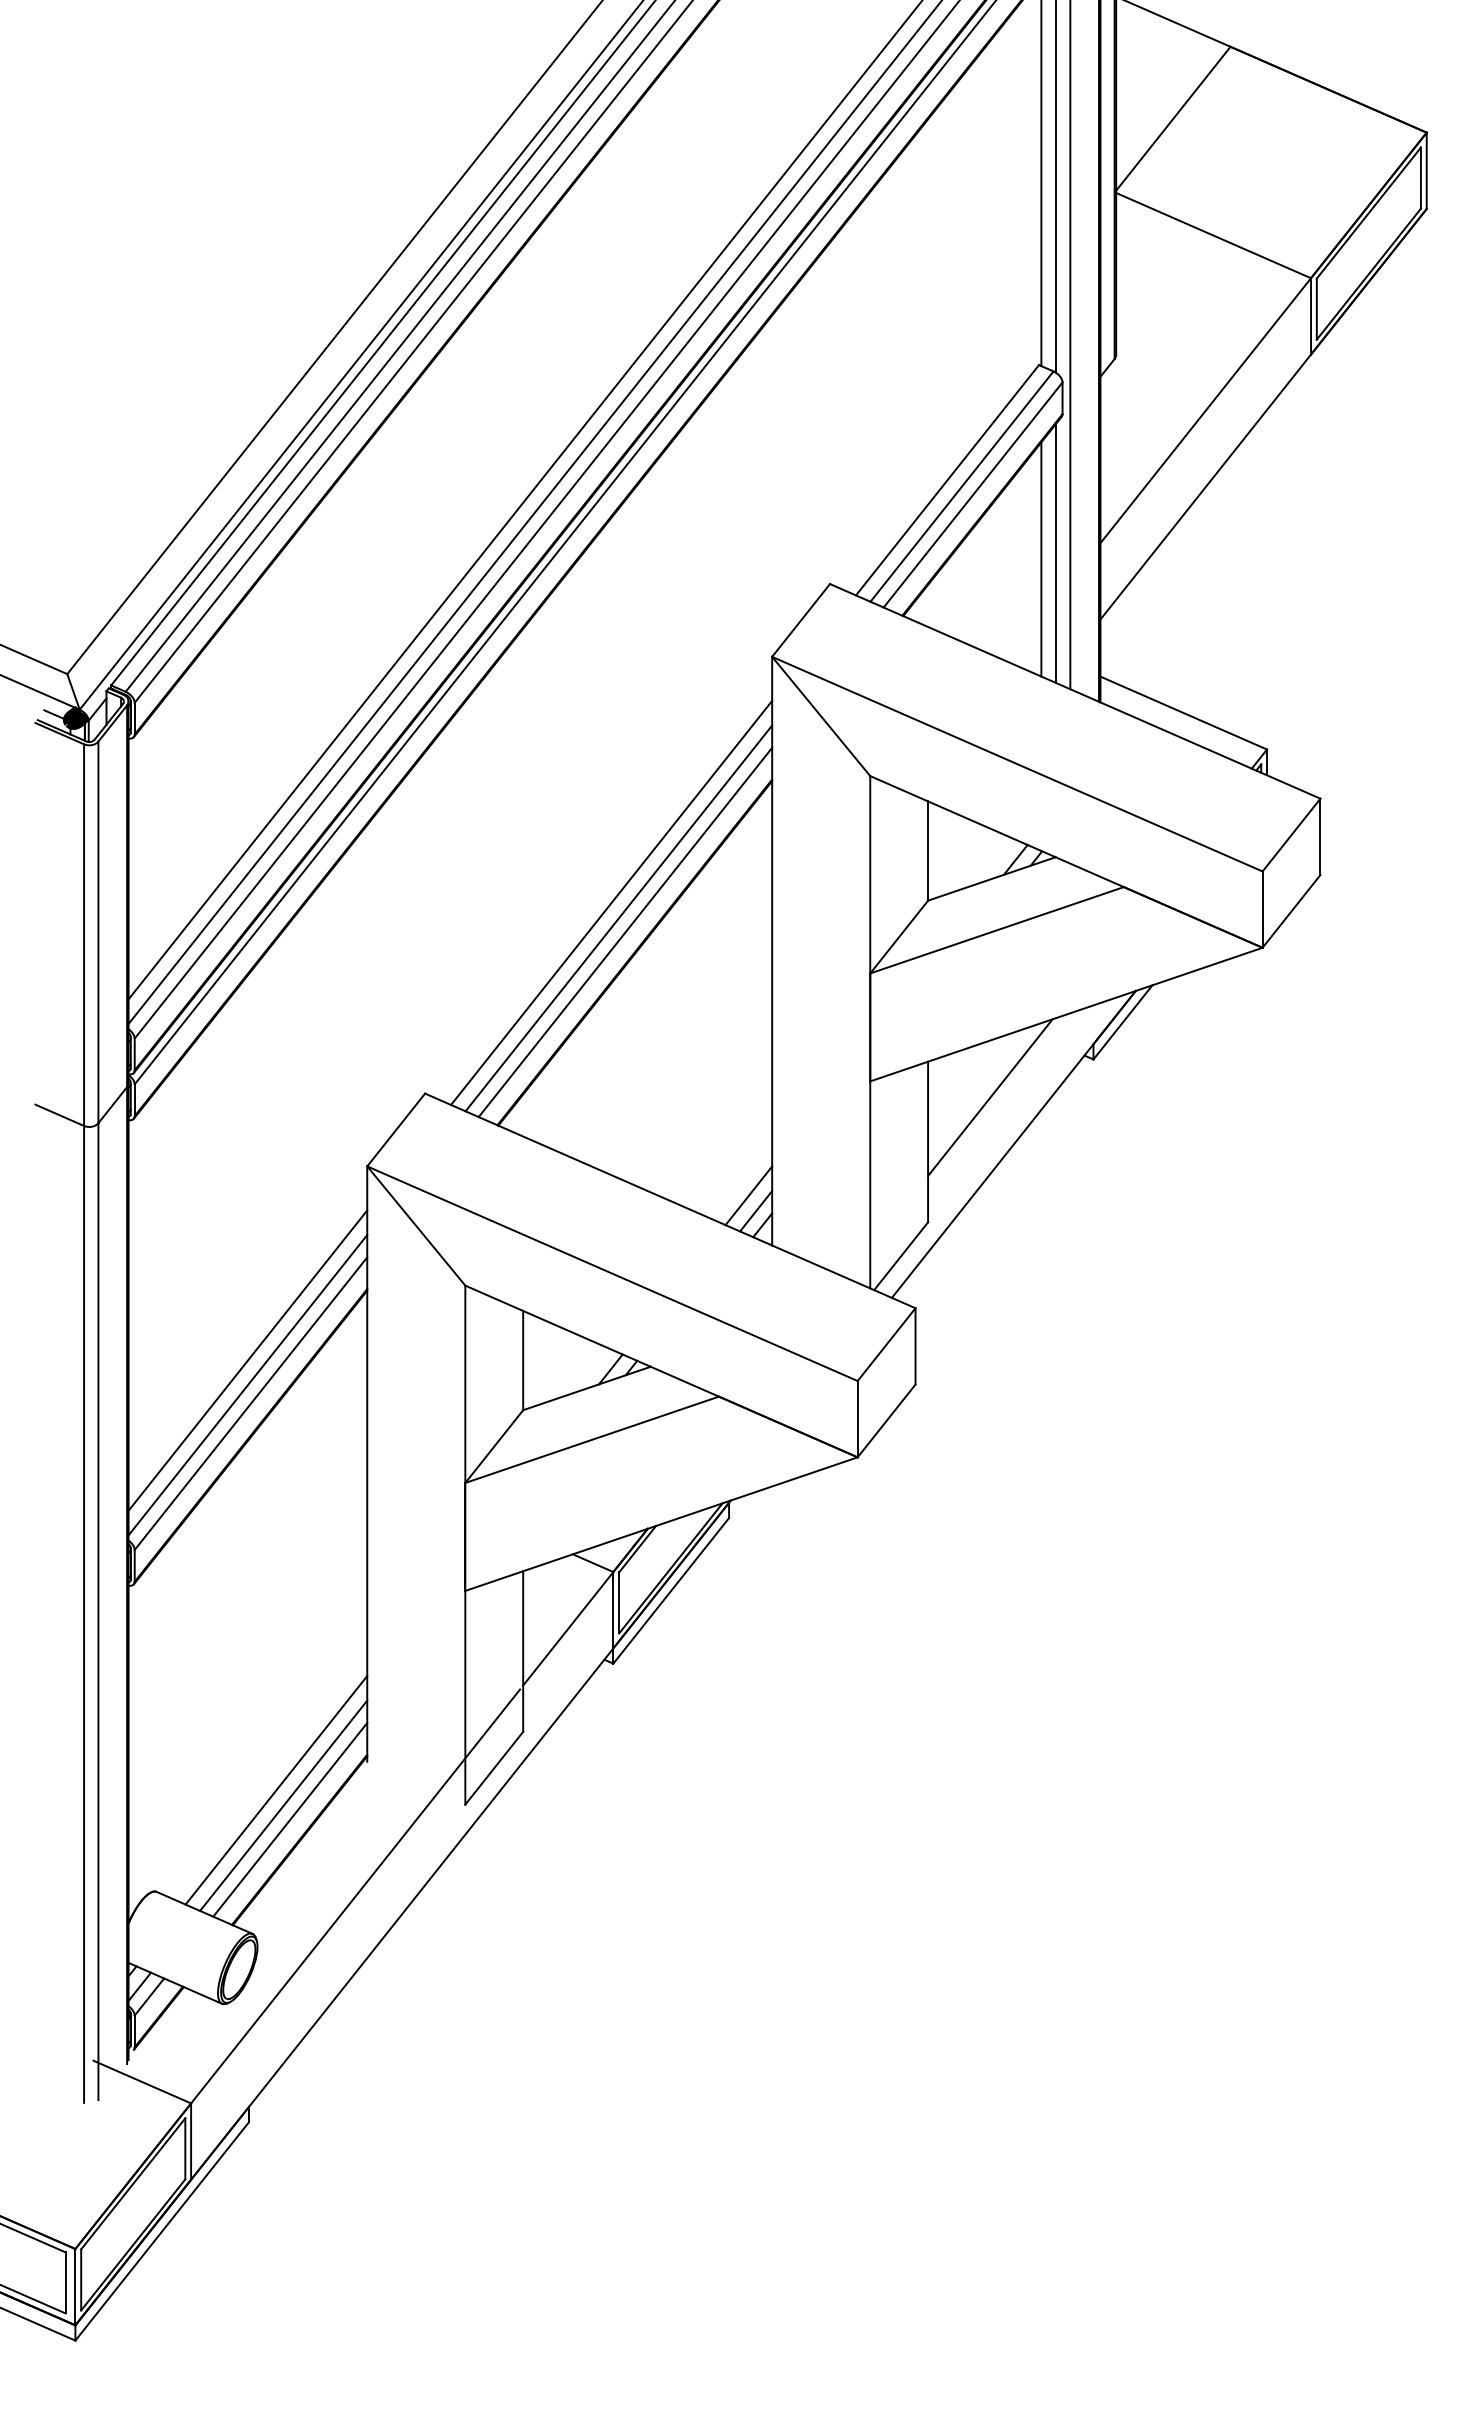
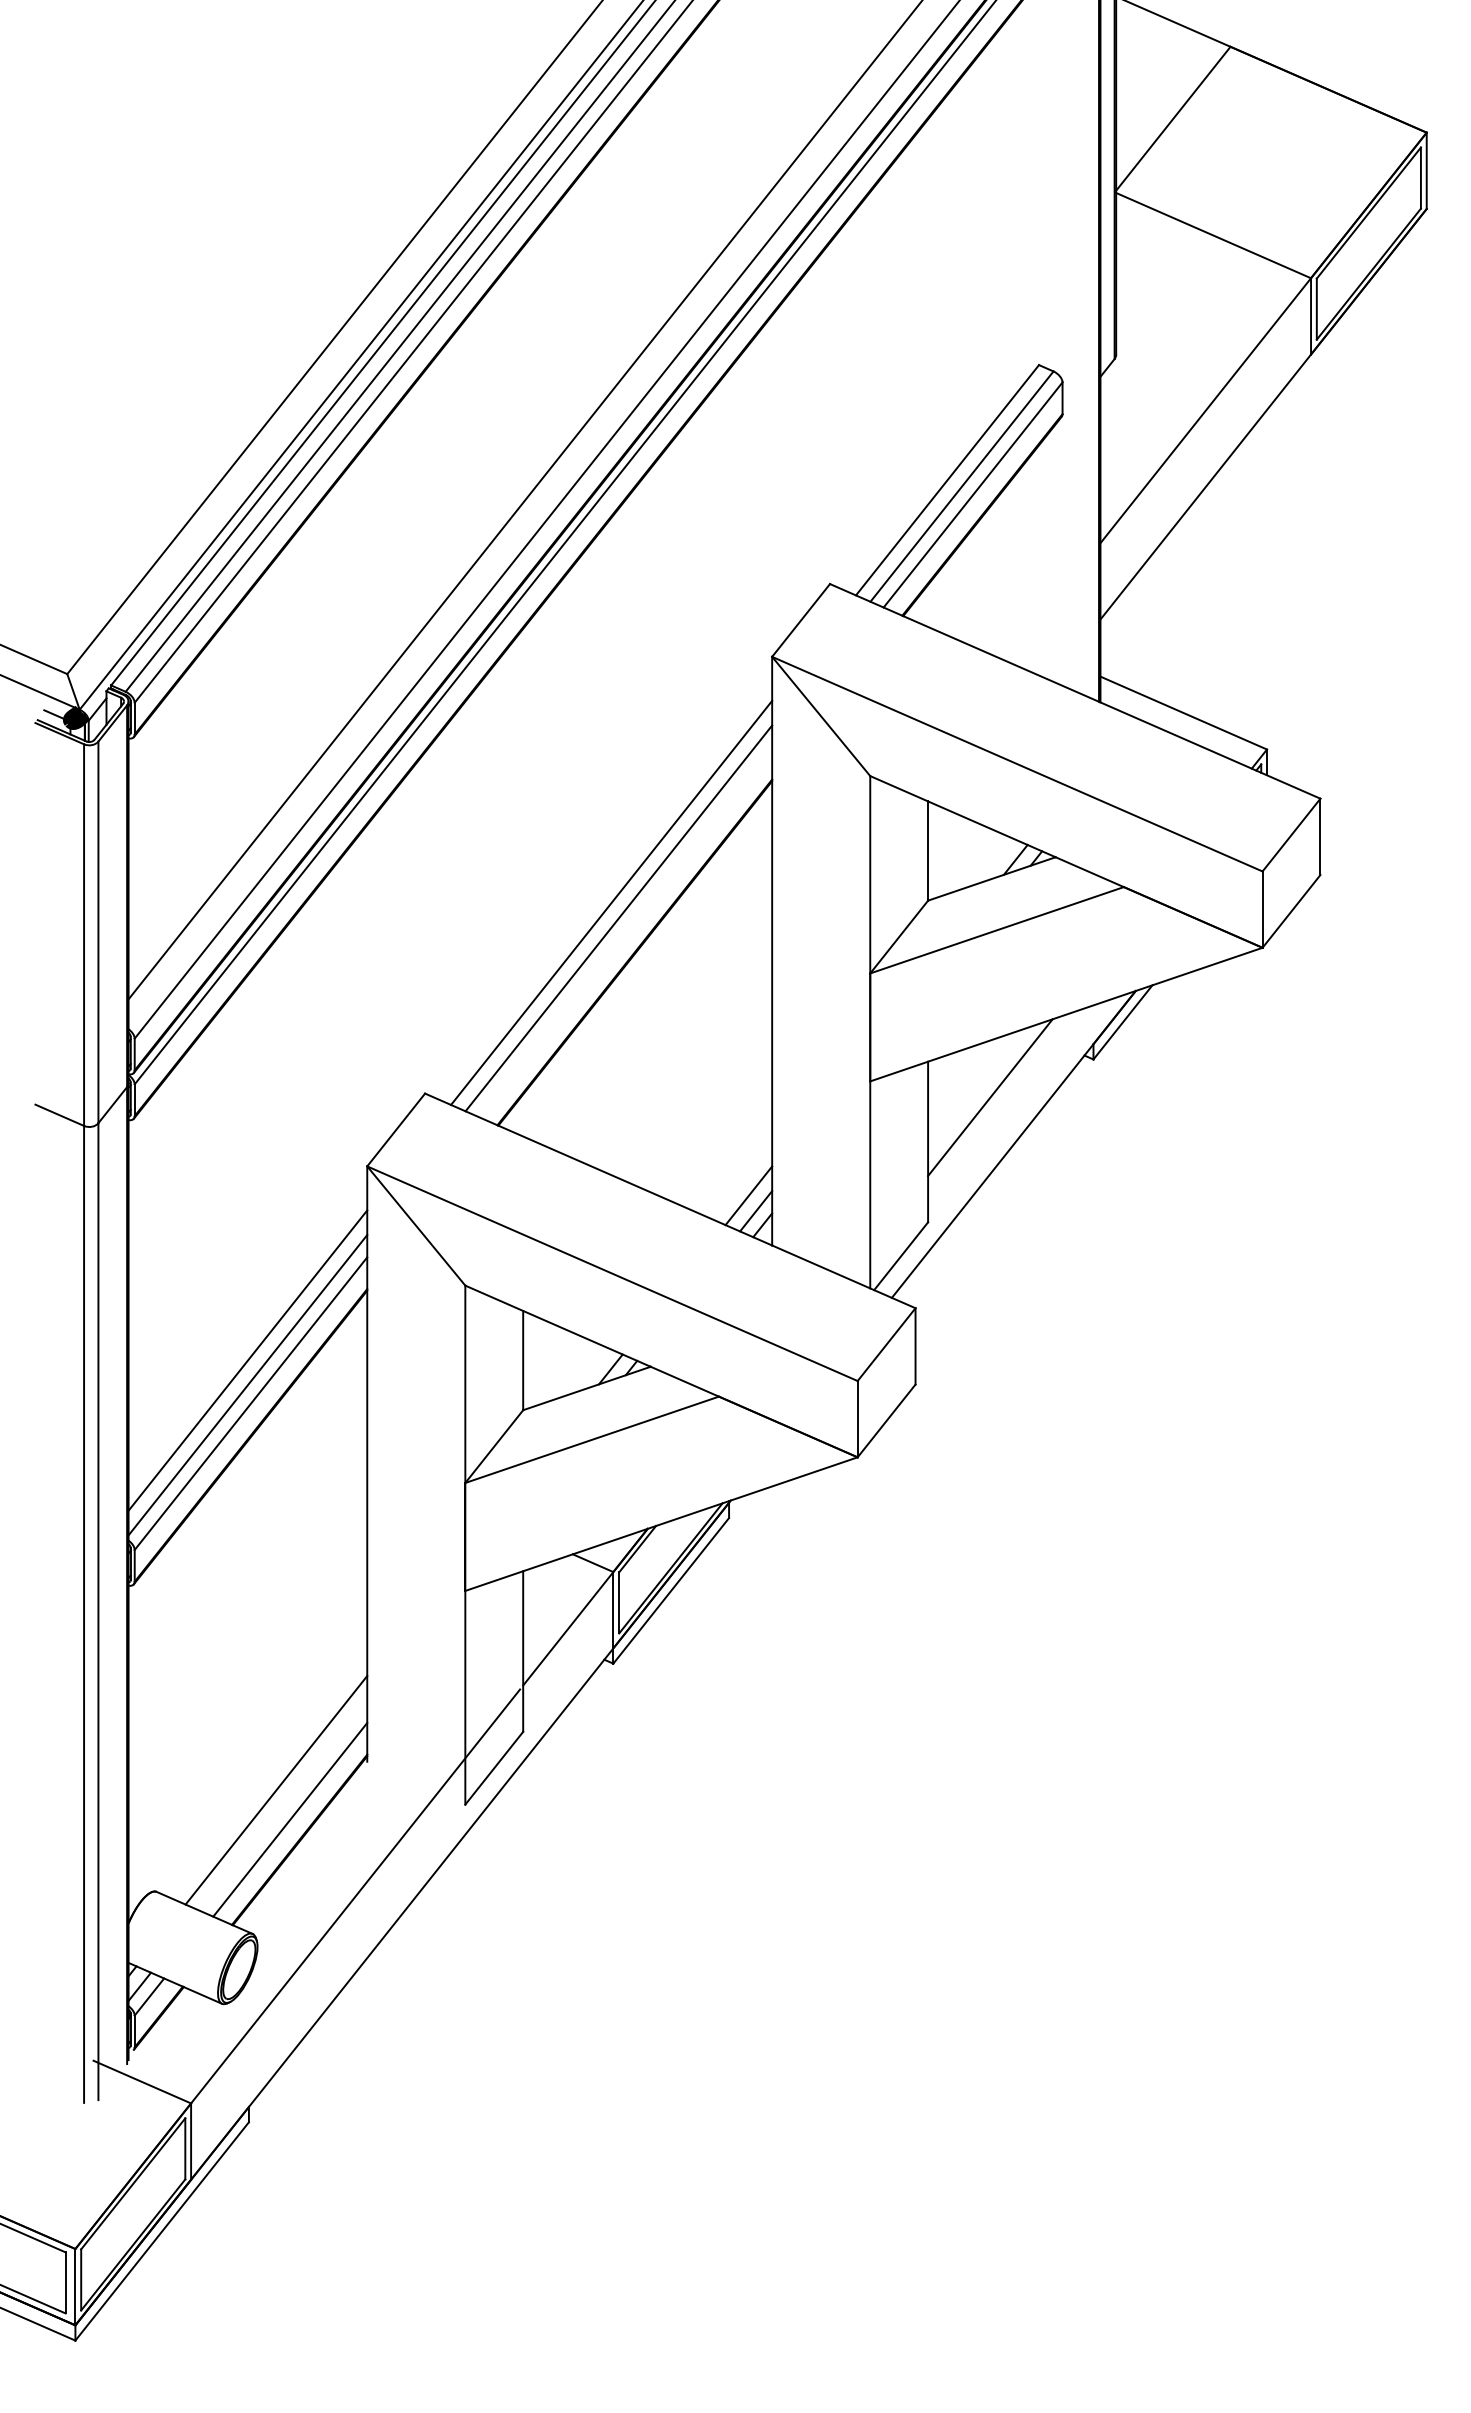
line: present -> none (1041, 184)
line: present -> none (1055, 187)
line: present -> none (1070, 345)
line: present -> none (534, 513)
line: present -> none (1055, 552)
line: present -> none (1041, 559)
line: present -> none (625, 932)
line: present -> none (283, 1805)
